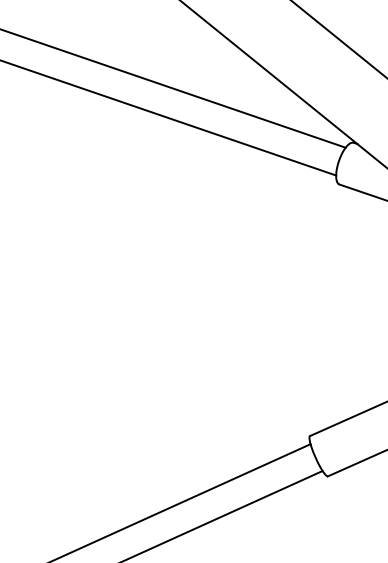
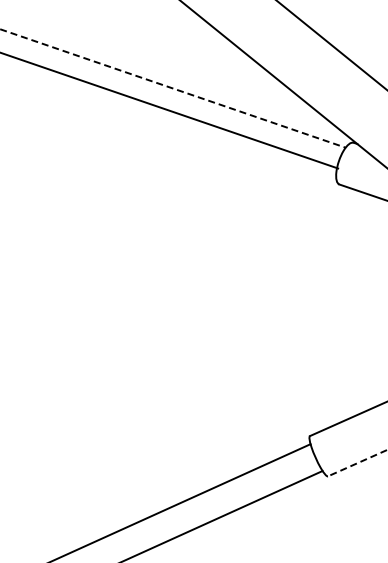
line position: (338, 39) -> (331, 45) (331, 45)
line: solid -> dashed (172, 88)
line position: (169, 118) -> (170, 110) (170, 110)
line: solid -> dashed (357, 463)
